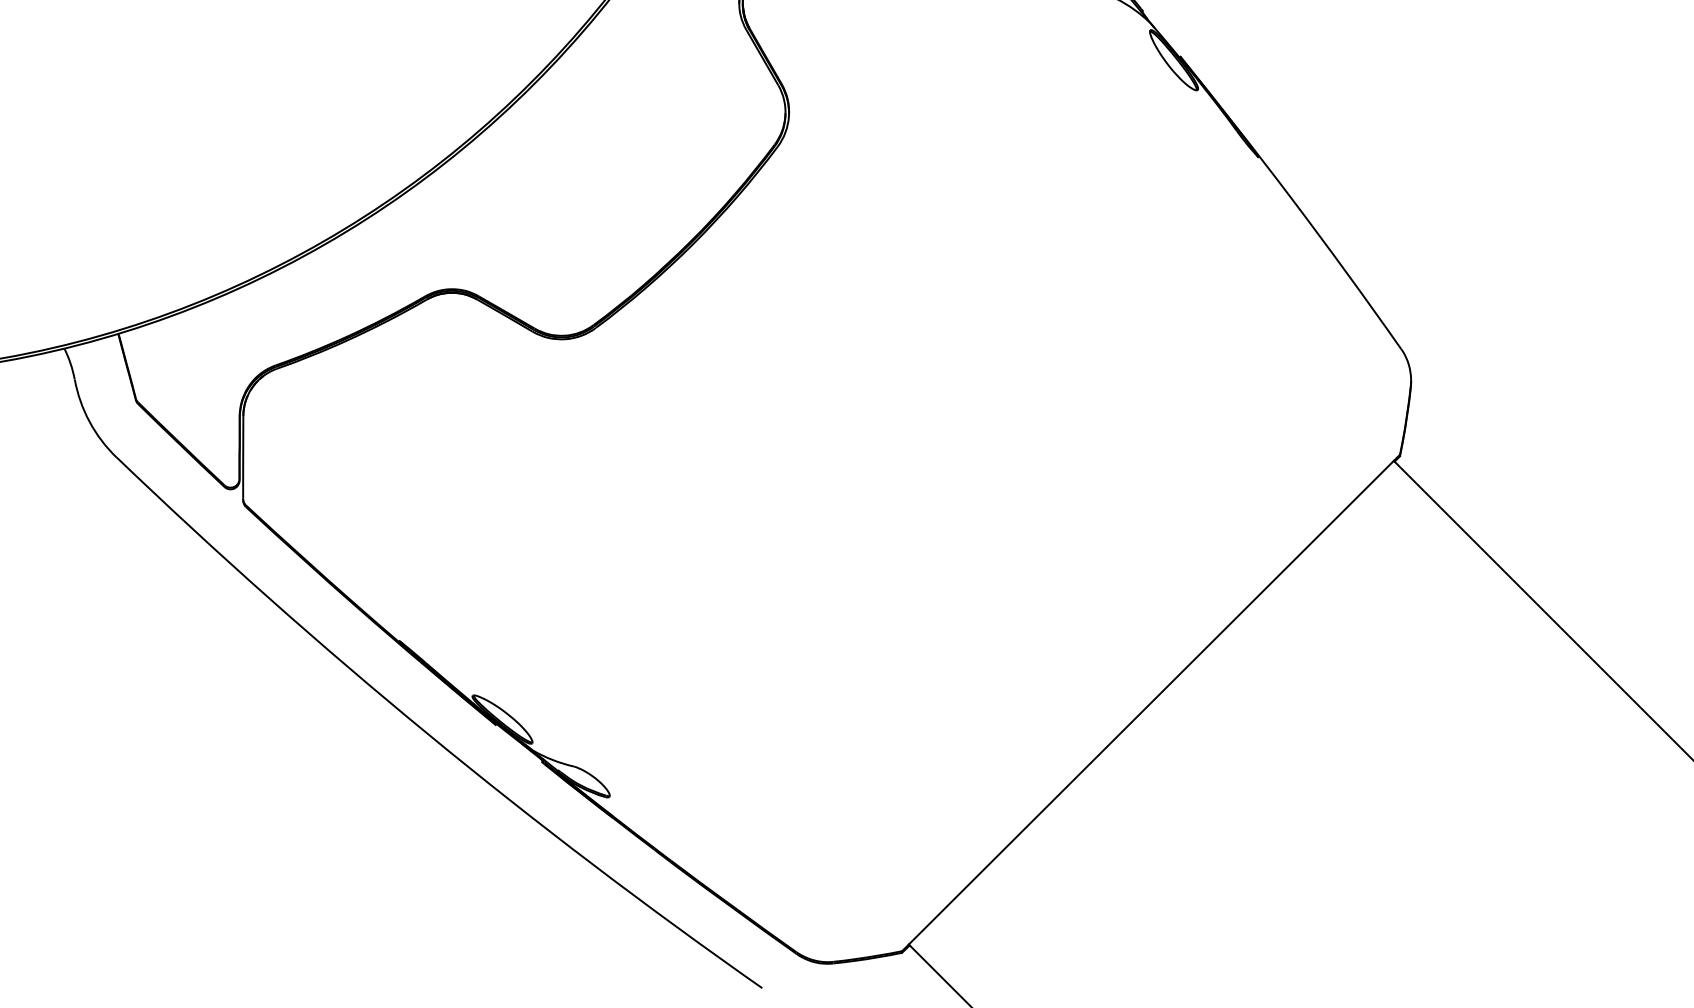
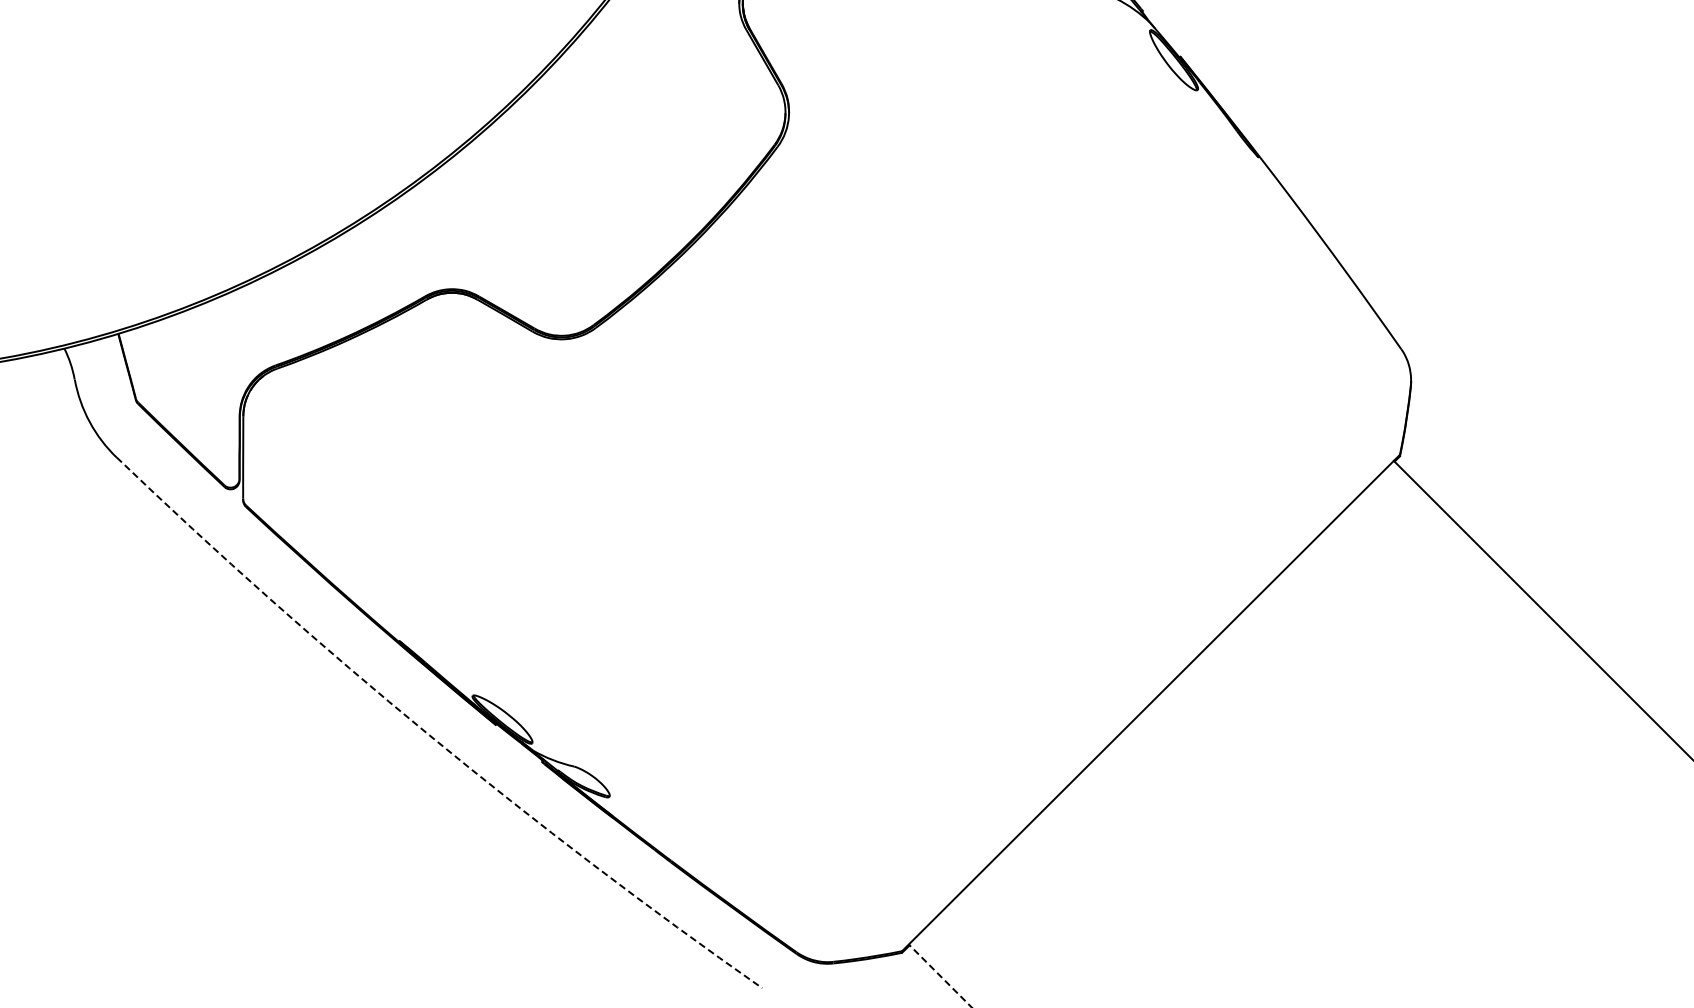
arc: solid -> dashed (429, 735)
line: solid -> dashed (939, 975)
